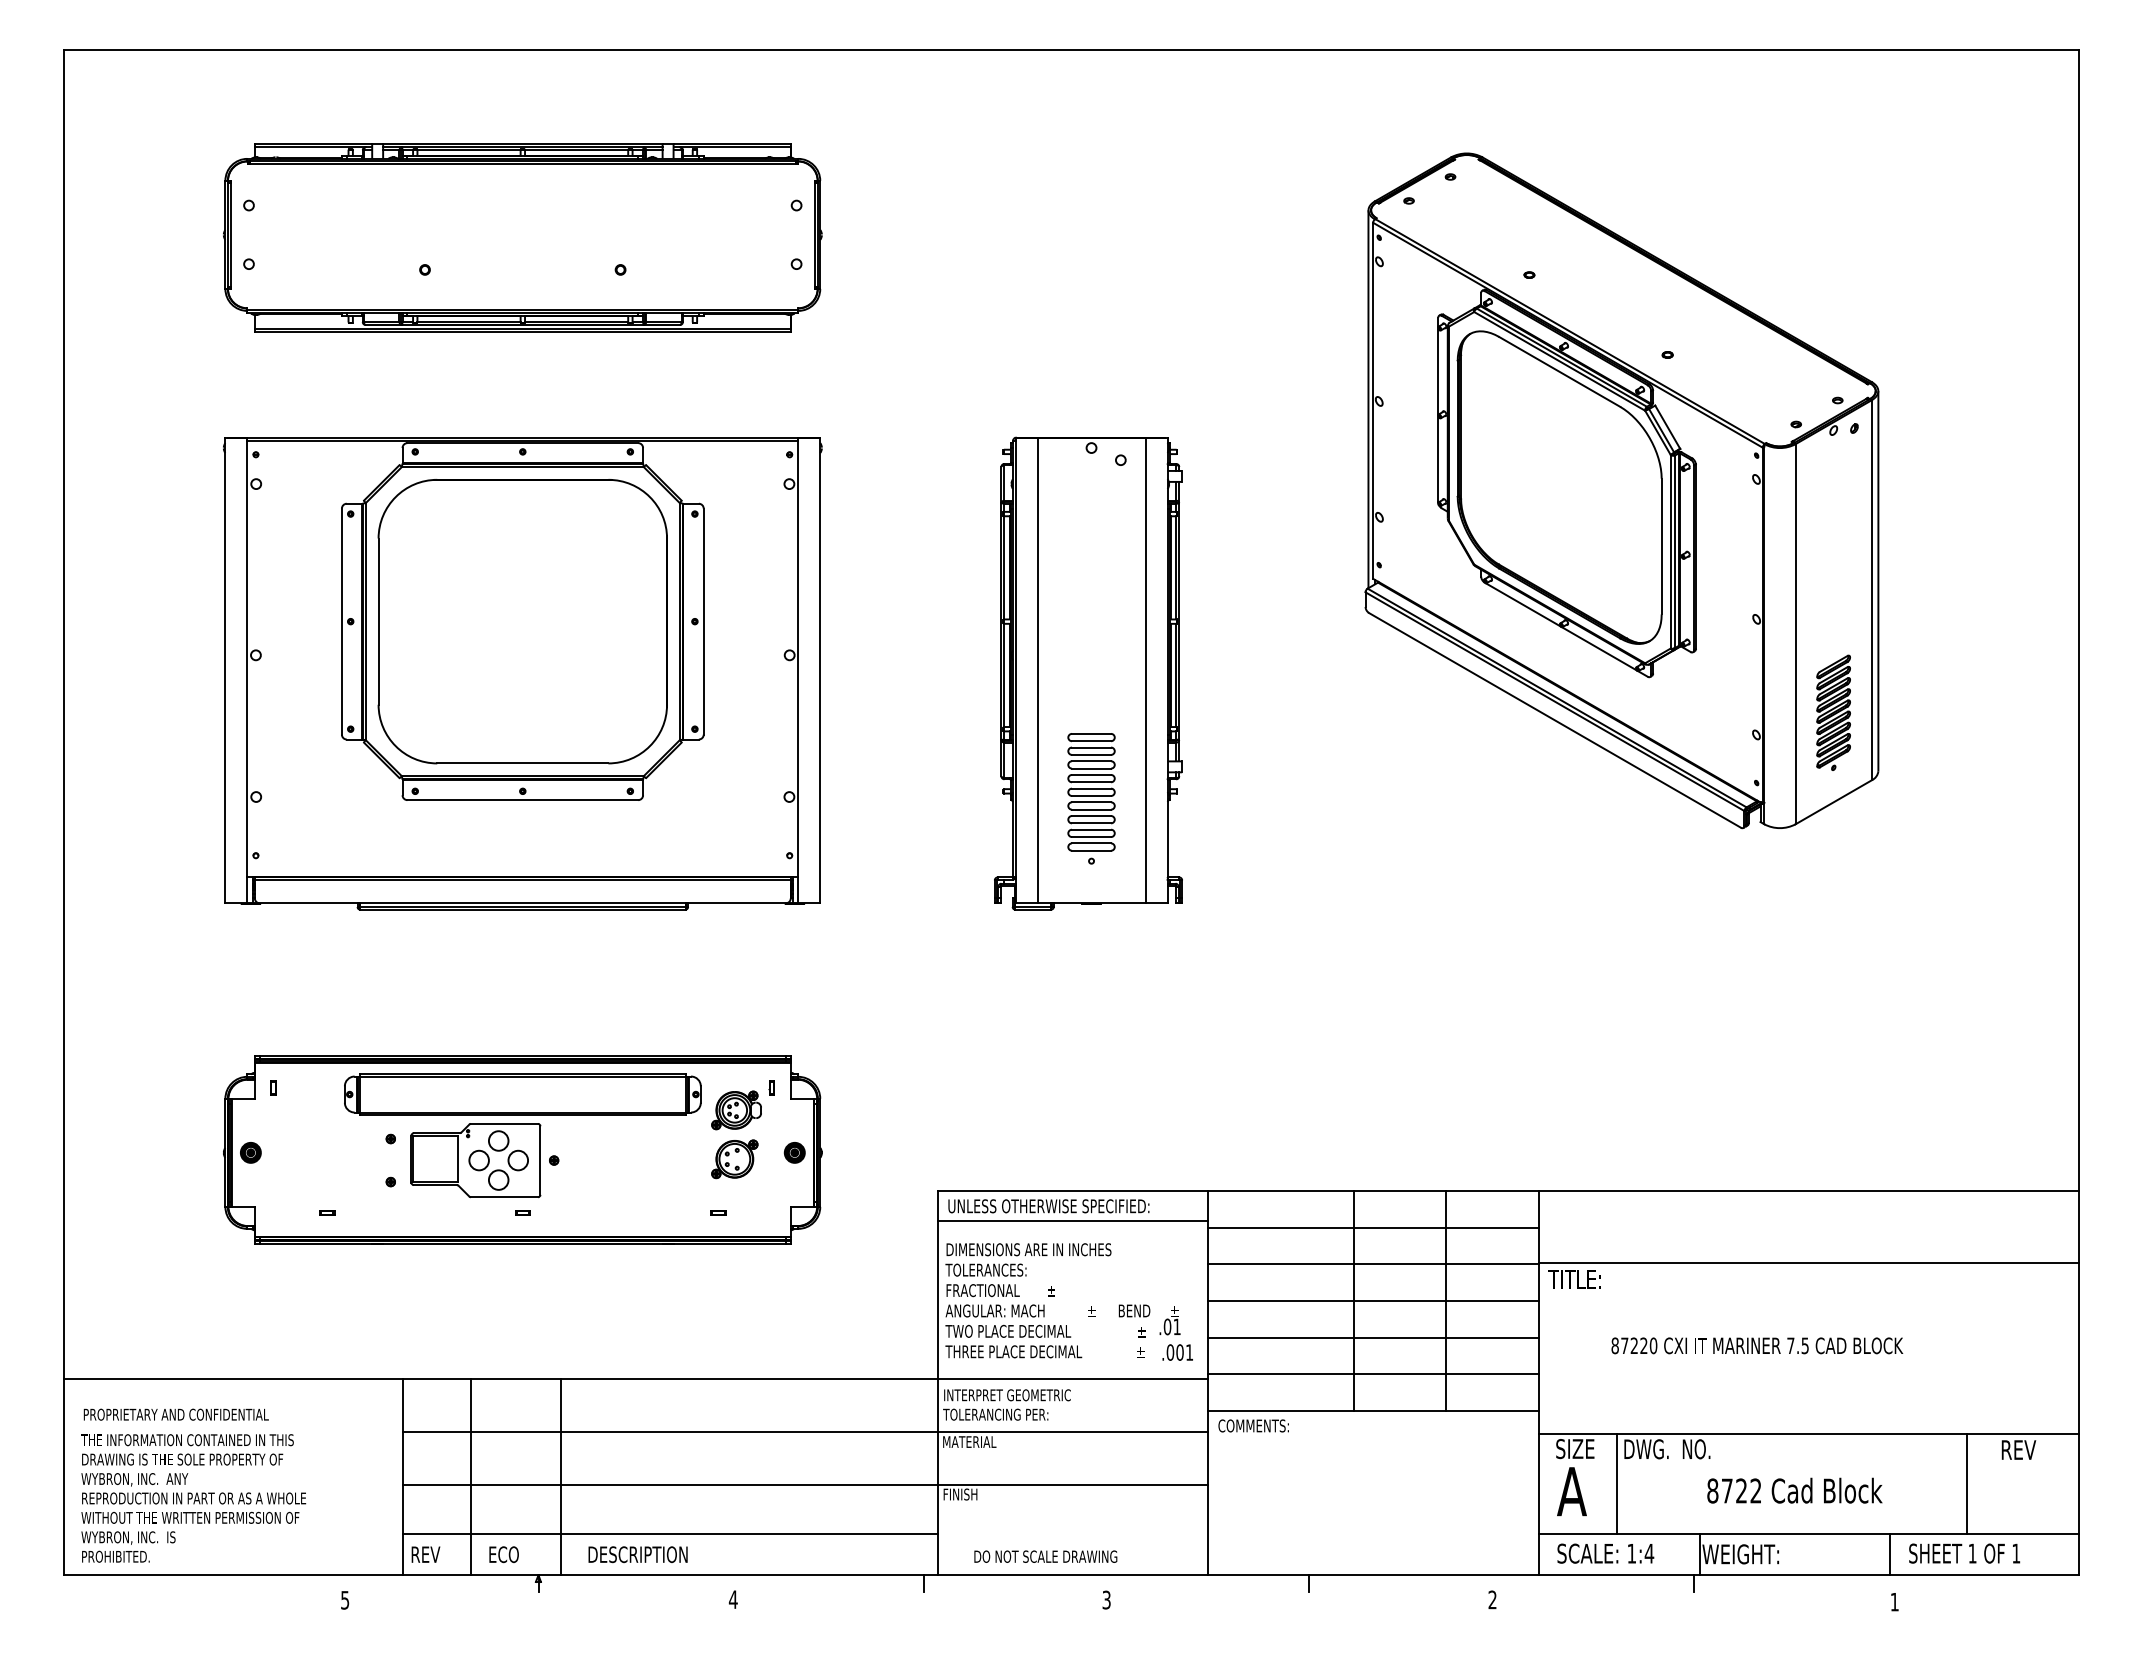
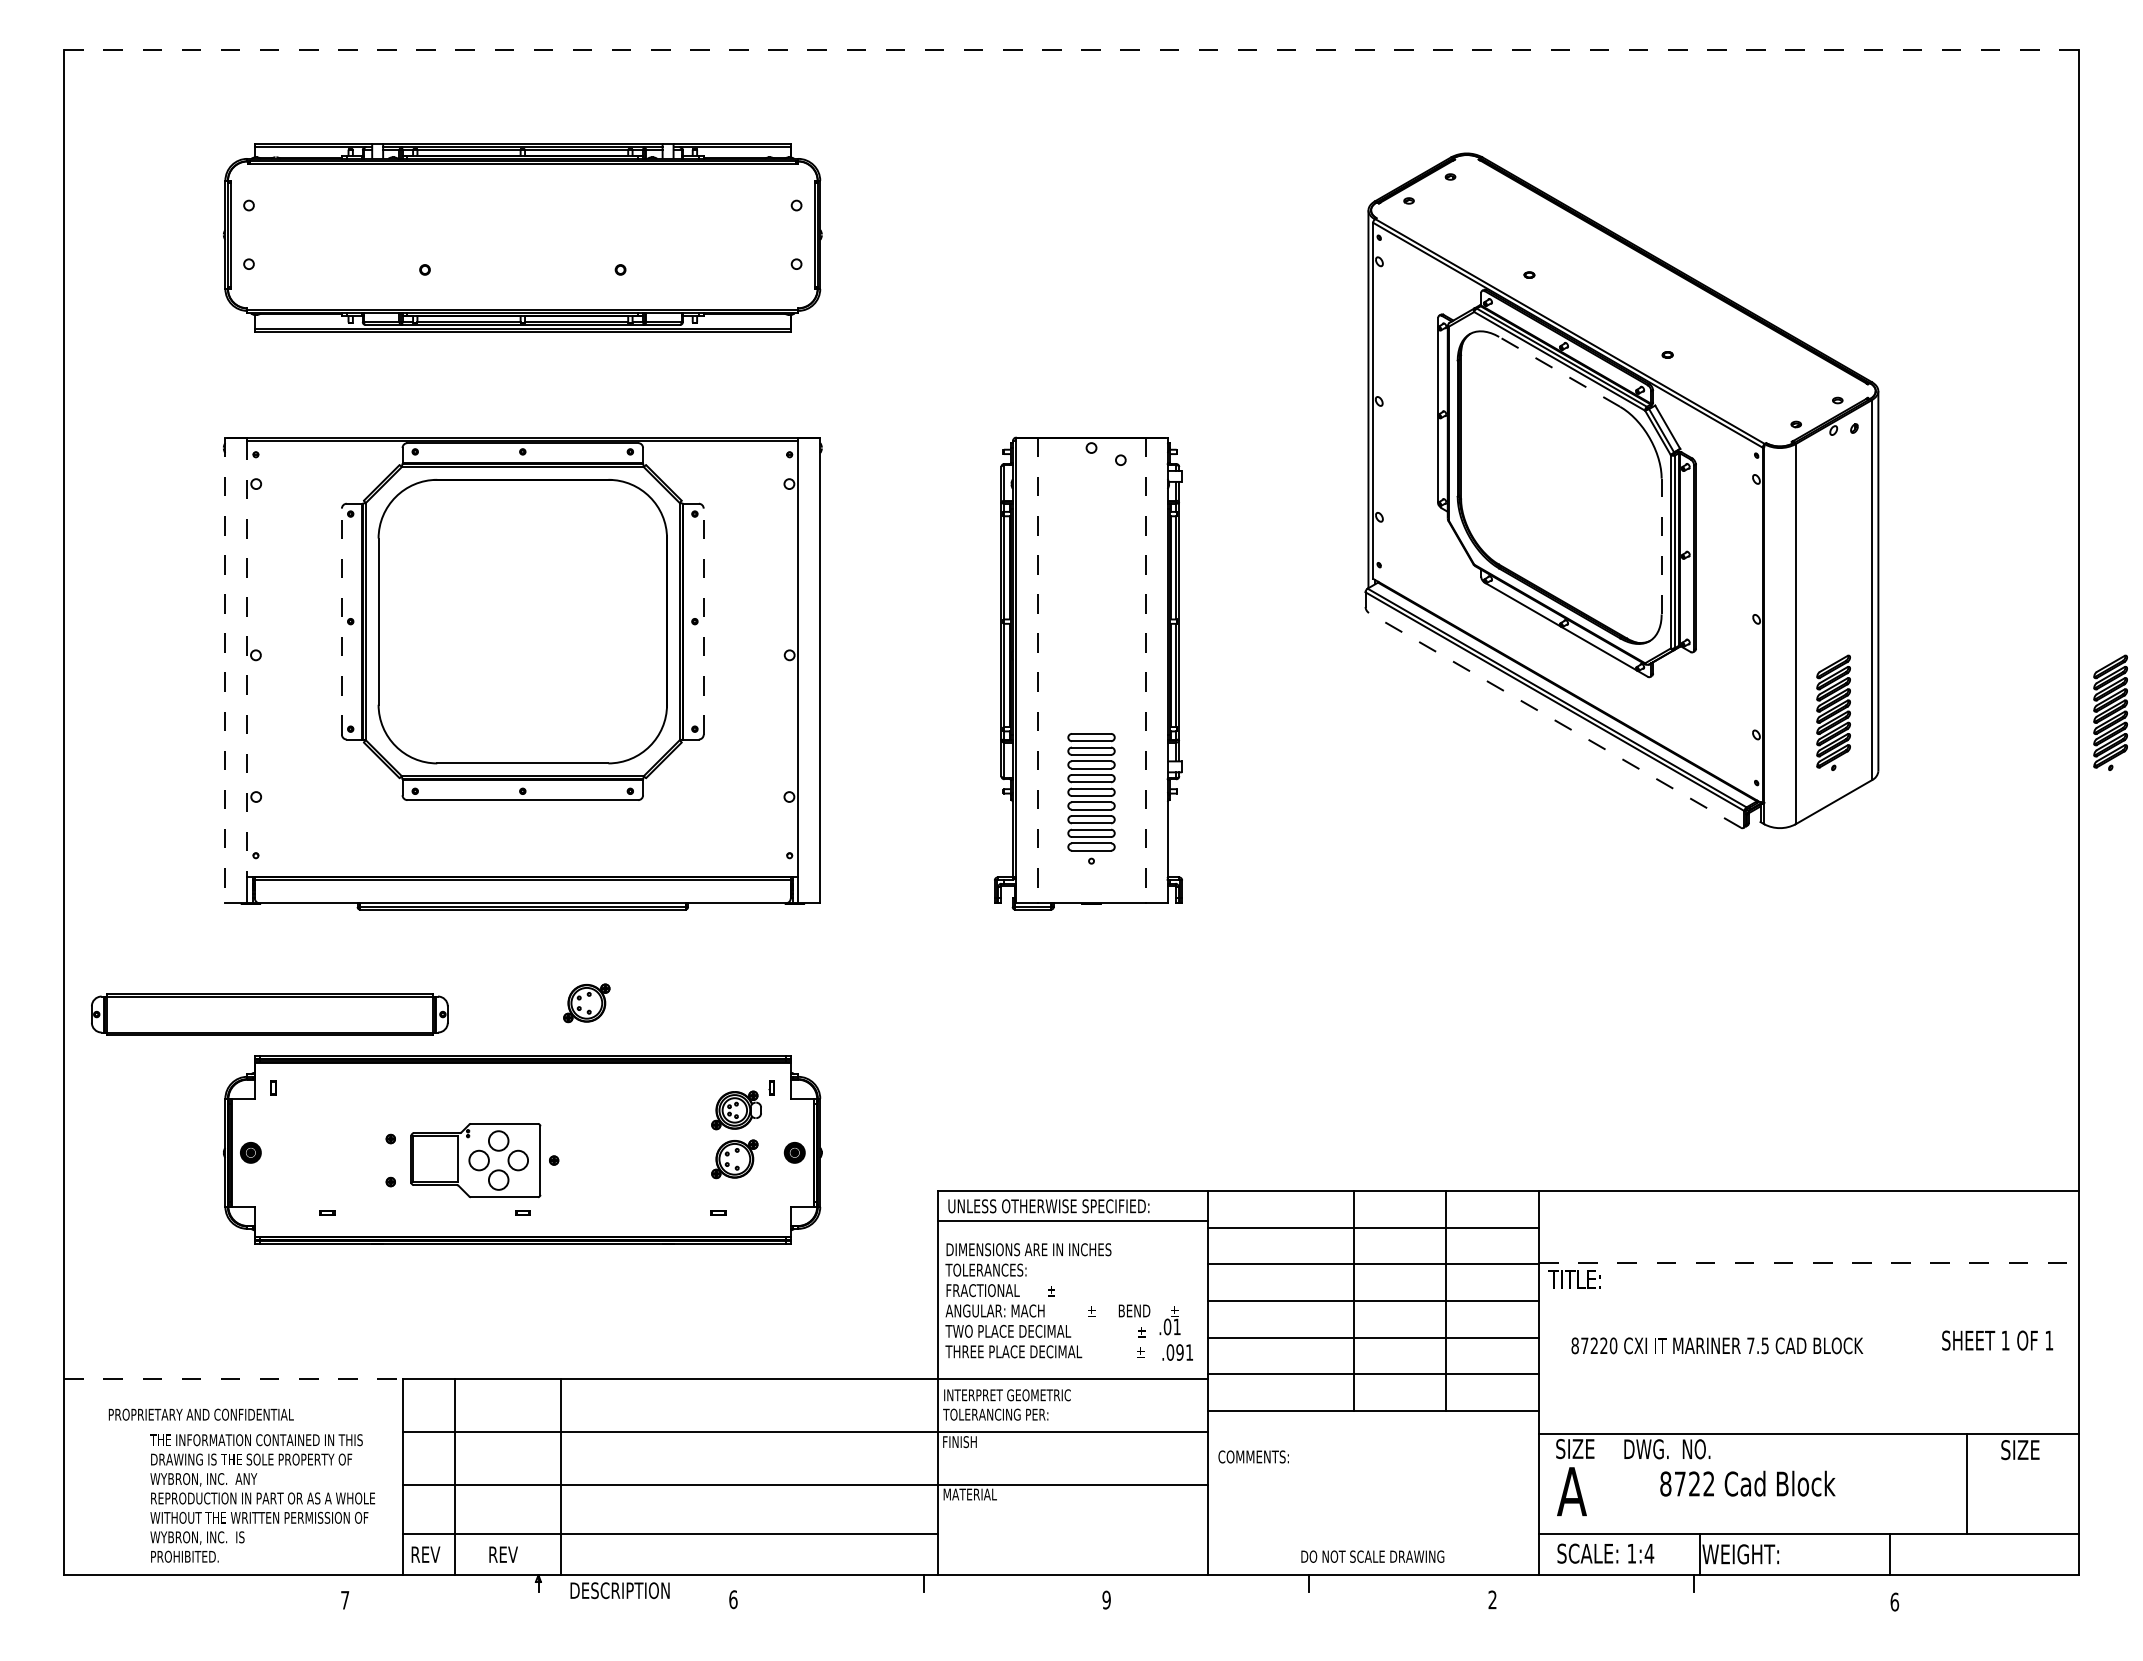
line: solid -> dashed (1071, 49)
line: solid -> dashed (1559, 371)
line: solid -> dashed (1661, 546)
line: solid -> dashed (341, 621)
line: solid -> dashed (703, 621)
line: solid -> dashed (247, 659)
line: solid -> dashed (225, 670)
line: solid -> dashed (1037, 670)
line: solid -> dashed (1145, 670)
part: none -> present (2110, 712)
line: solid -> dashed (1555, 720)
part: none -> present (586, 1003)
part position: (522, 1094) -> (269, 1014) (269, 1014)
line: solid -> dashed (1808, 1262)
text position: (1757, 1345) -> (1717, 1345) (1717, 1345)
text: .001 -> .091 (1179, 1352)
line: solid -> dashed (233, 1378)
text position: (175, 1414) -> (200, 1414) (200, 1414)
text position: (1253, 1425) -> (1253, 1456) (1253, 1456)
text: MATERIAL -> FINISH (970, 1442)
text: REV -> SIZE (2020, 1450)
line position: (471, 1476) -> (455, 1476) (455, 1476)
line: present -> none (1616, 1483)
text position: (1794, 1490) -> (1747, 1483) (1747, 1483)
text: FINISH -> MATERIAL (970, 1494)
text position: (193, 1498) -> (262, 1498) (262, 1498)
text position: (1964, 1553) -> (1997, 1340) (1997, 1340)
text: ECO -> REV (504, 1554)
text position: (637, 1554) -> (619, 1590) (619, 1590)
text position: (1045, 1556) -> (1372, 1556) (1372, 1556)
text: 4 -> 6 (732, 1599)
text: 3 -> 9 (1106, 1599)
text: 5 -> 7 (345, 1600)
text: 1 -> 6 (1894, 1601)
